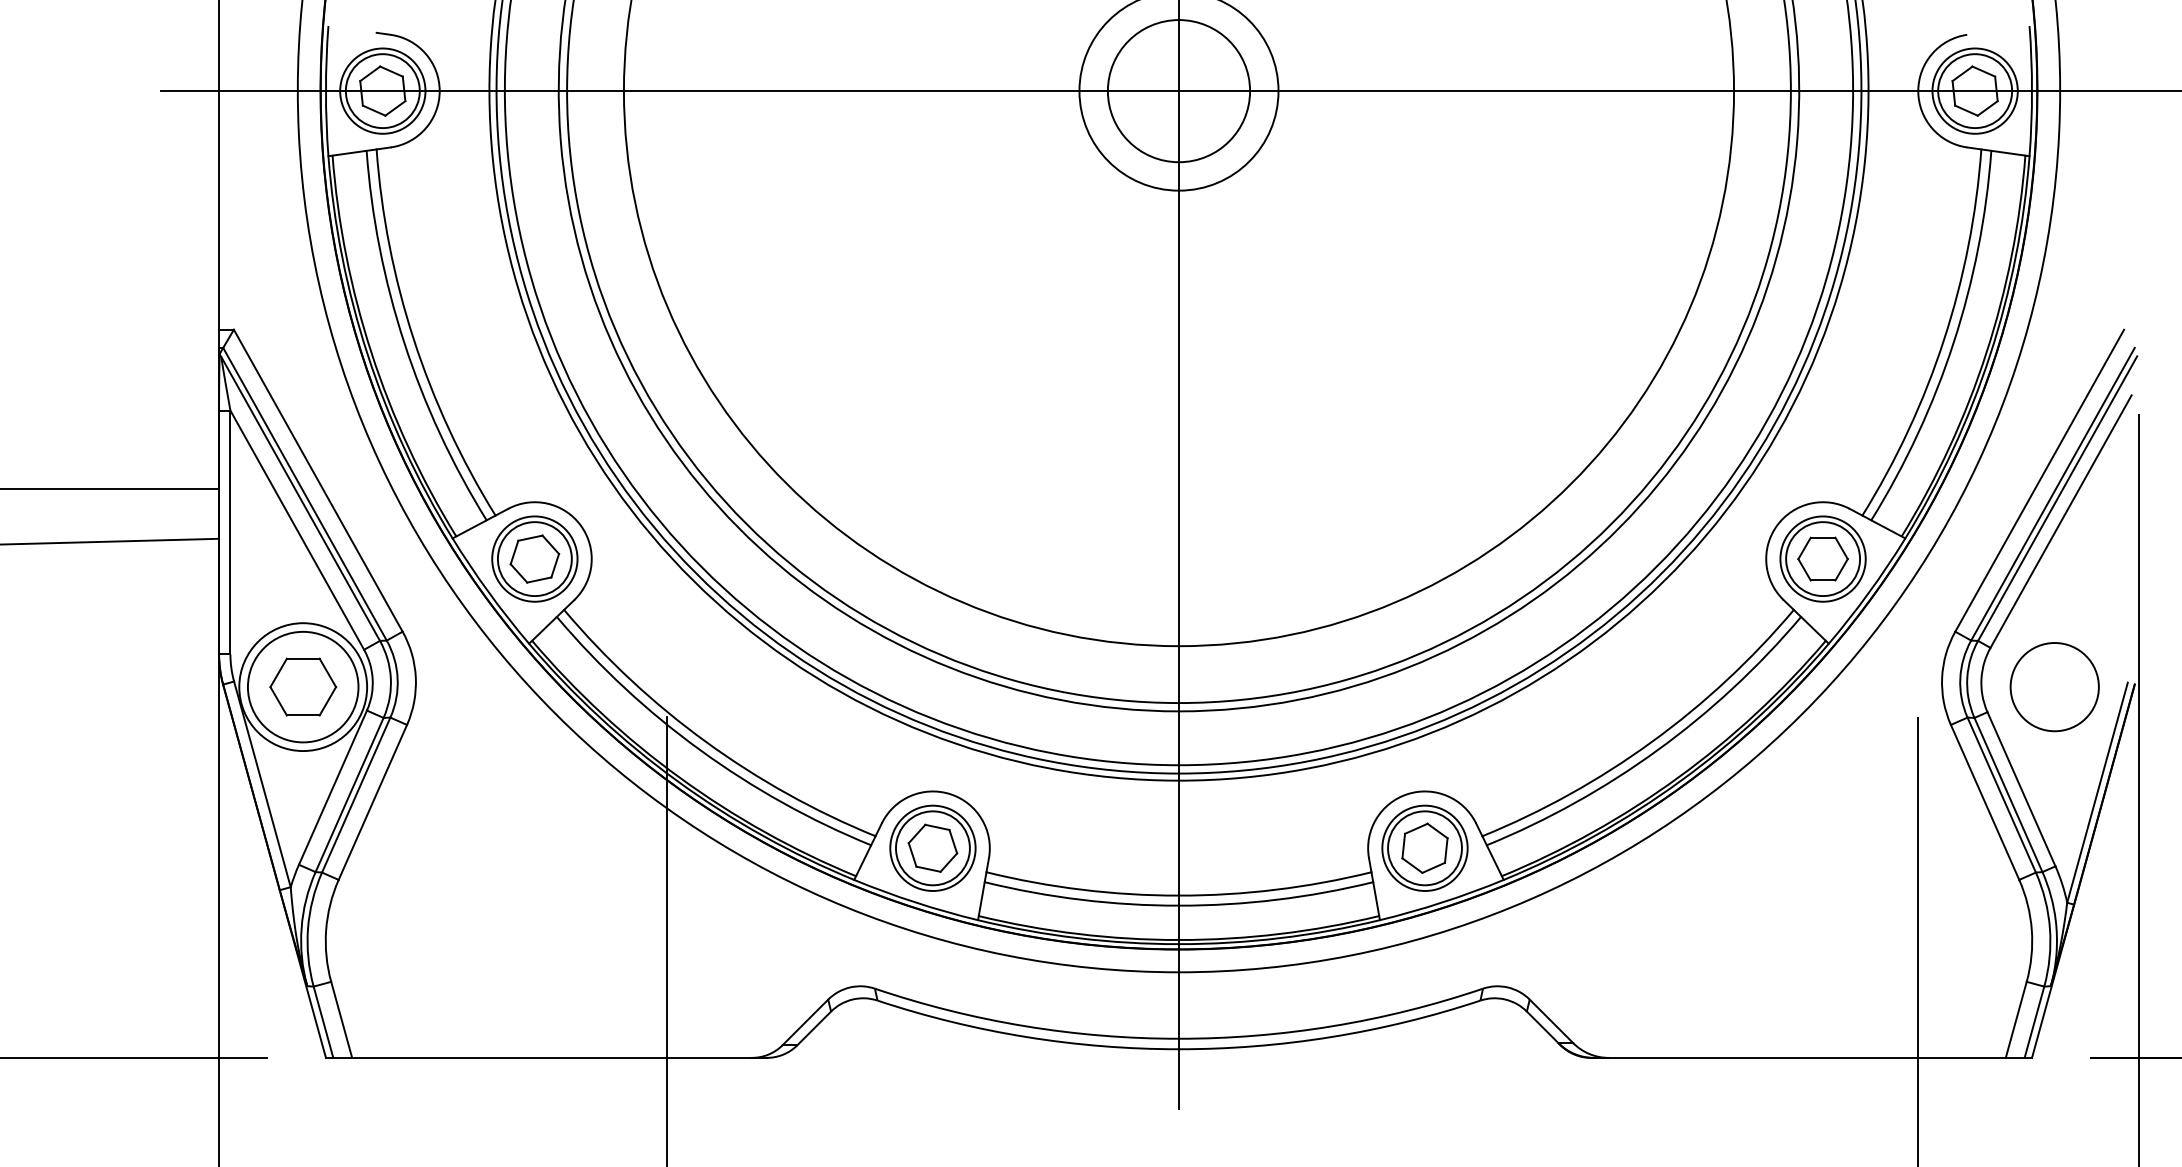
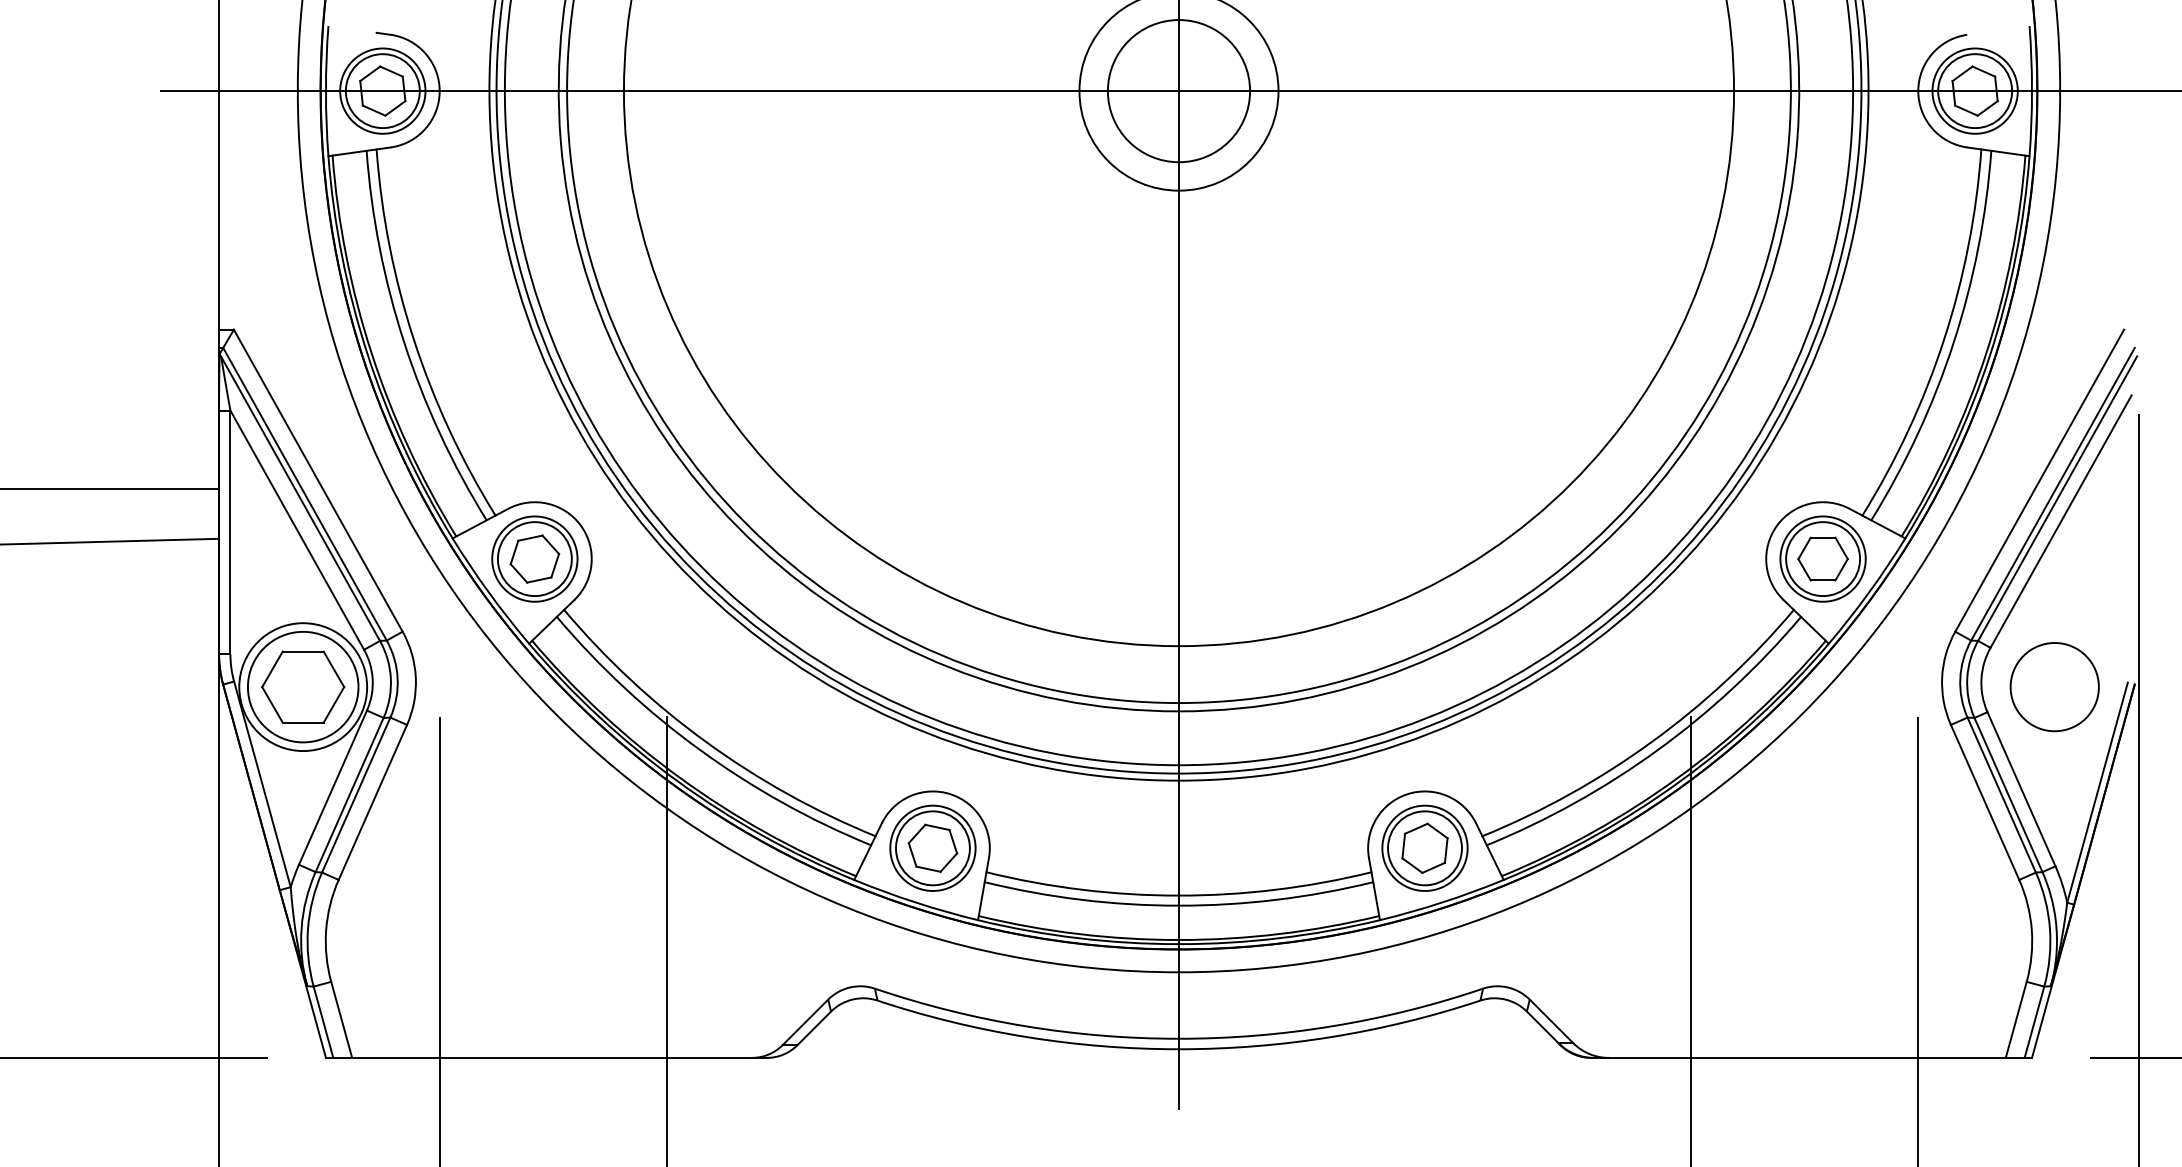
part size: 69x60 px -> 85x74 px (303, 686)
line: none -> present (1690, 939)
line: none -> present (439, 940)
